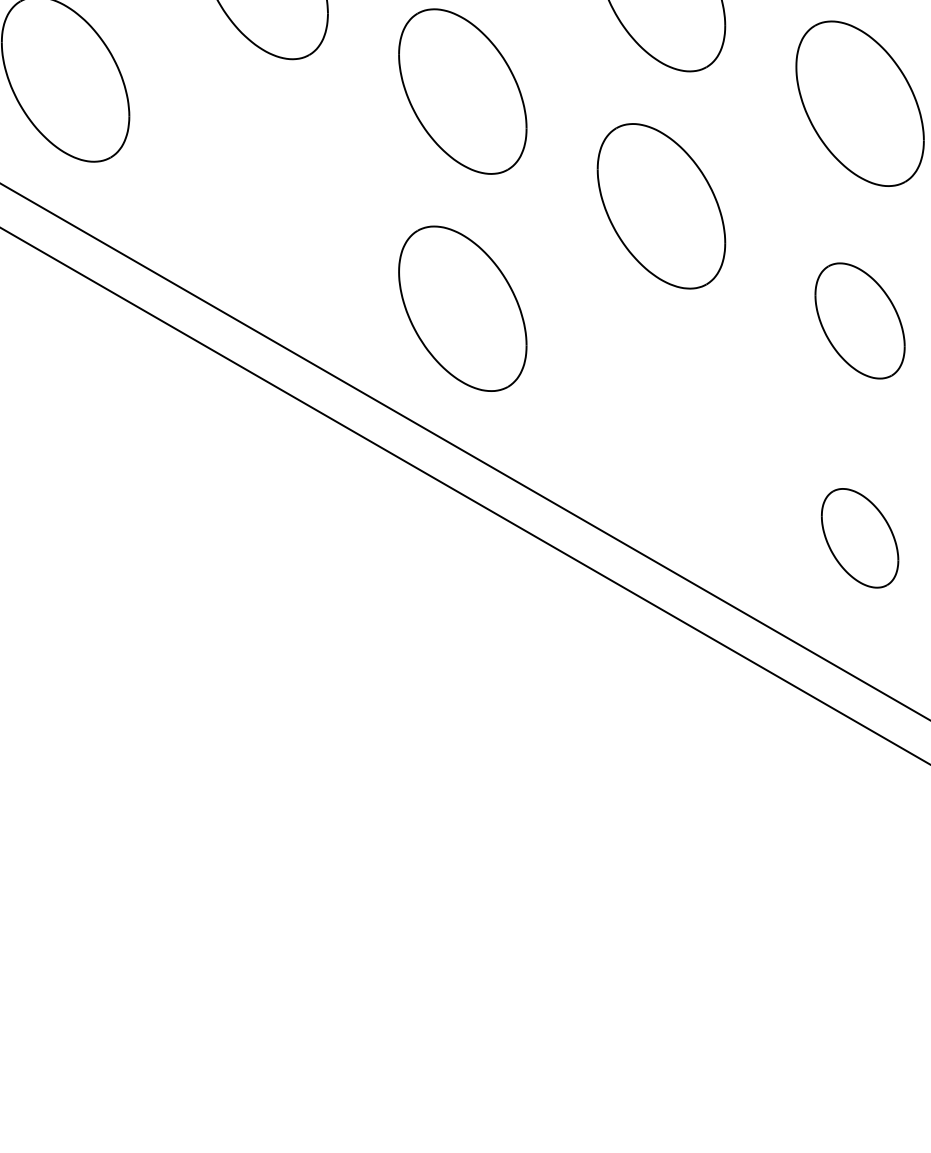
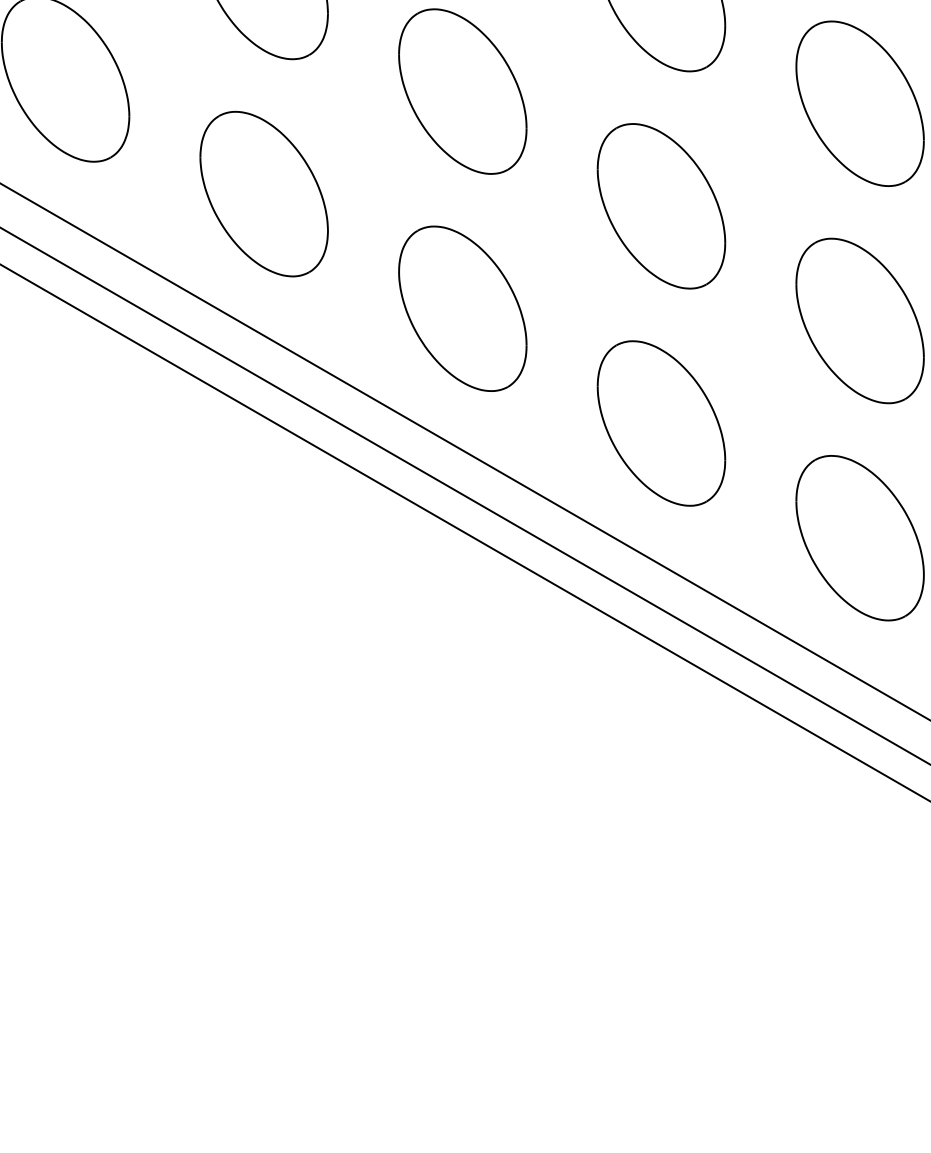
part: none -> present (263, 193)
part size: 92x118 px -> 130x168 px (859, 320)
part: none -> present (661, 423)
line: none -> present (464, 532)
part size: 79x101 px -> 130x167 px (859, 538)
